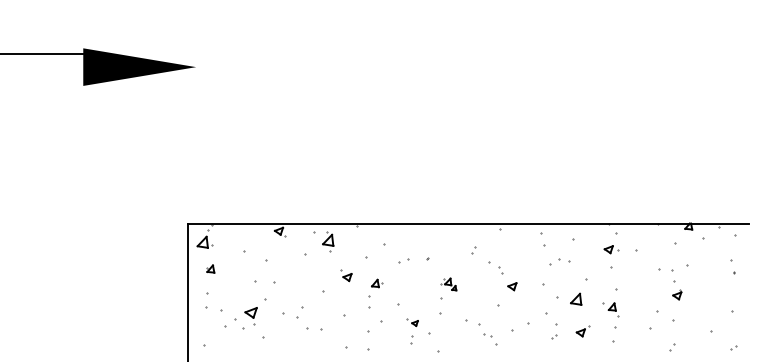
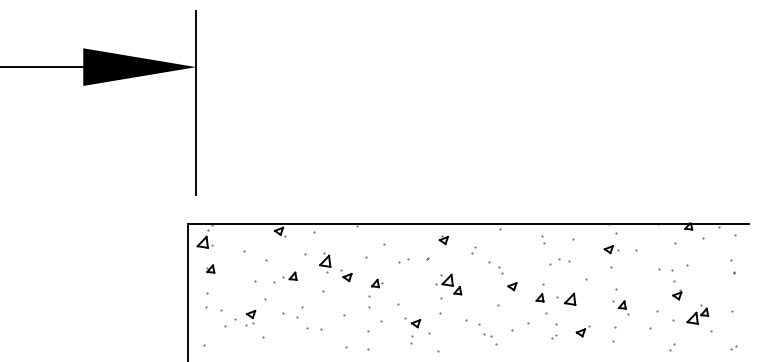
line position: (42, 54) -> (42, 67) (42, 67)
line: none -> present (196, 102)
part size: 6x15 px -> 5x10 px (543, 239)
part: none -> present (443, 240)
part position: (328, 241) -> (325, 262) (325, 262)
part: none -> present (289, 275)
part size: 18x15 px -> 28x23 px (448, 284)
part: none -> present (539, 297)
part position: (576, 298) -> (570, 298) (570, 298)
part position: (610, 309) -> (620, 307) (620, 307)
part: none -> present (697, 314)
part size: 16x23 px -> 12x17 px (250, 318)
part size: 13x9 px -> 18x12 px (412, 322)
